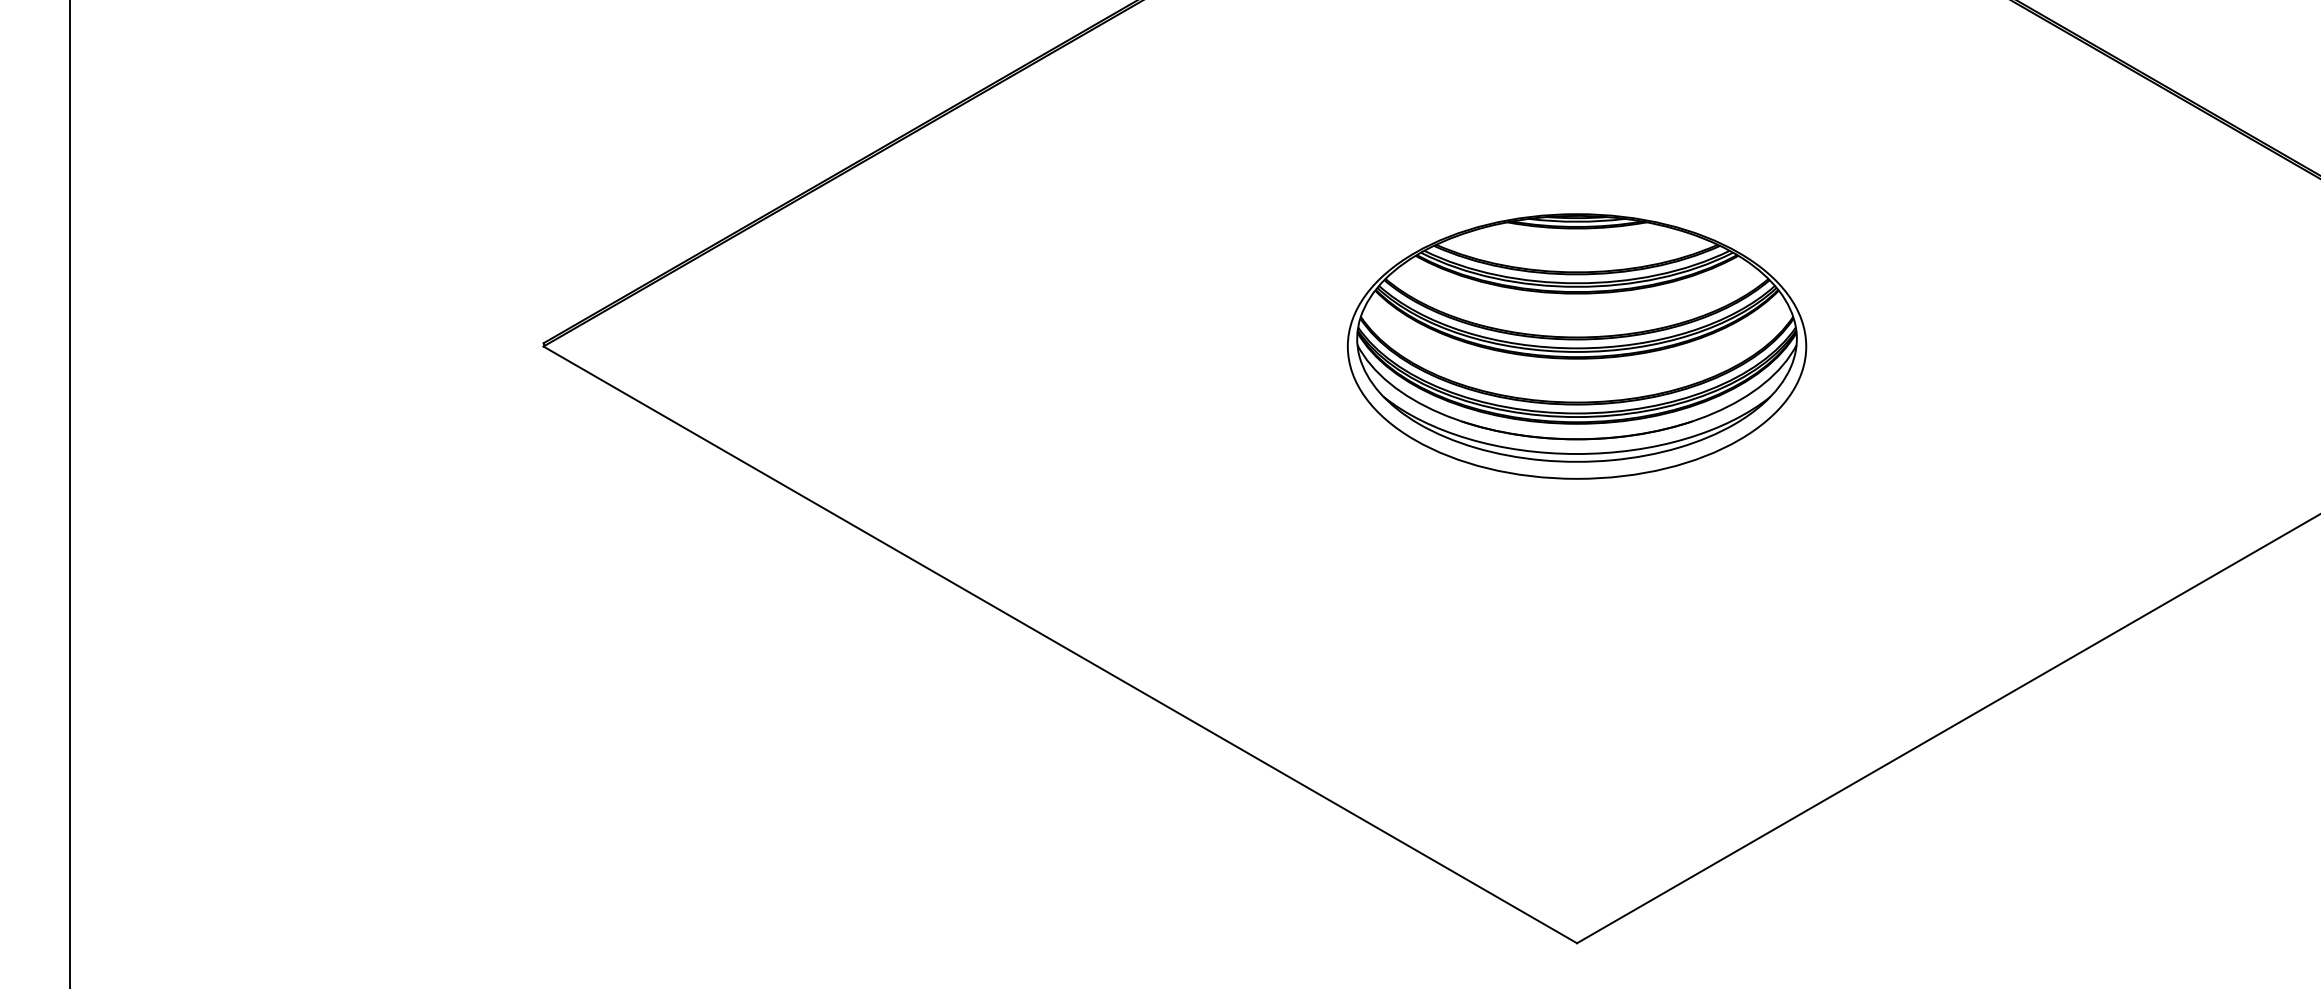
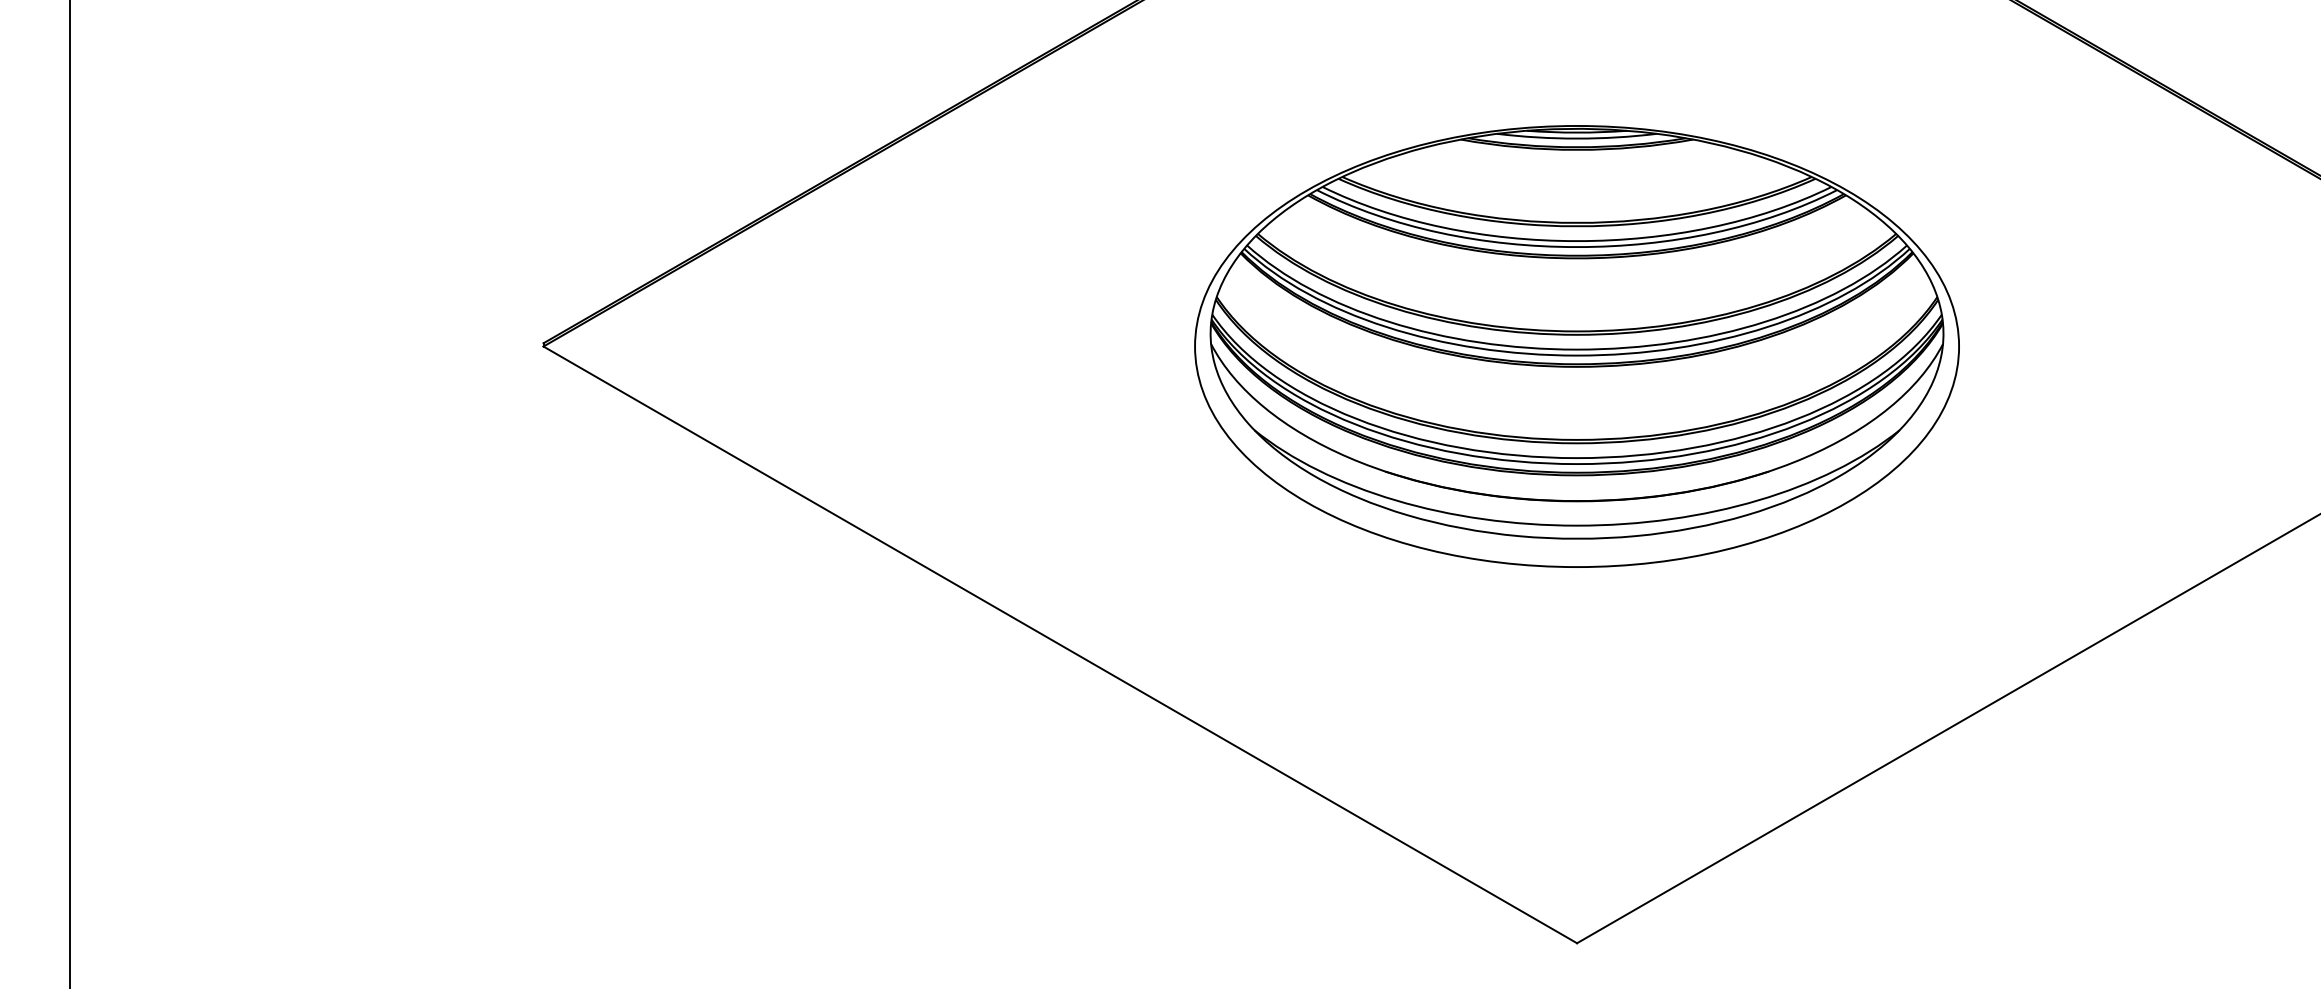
part size: 461x267 px -> 766x443 px (1576, 346)
